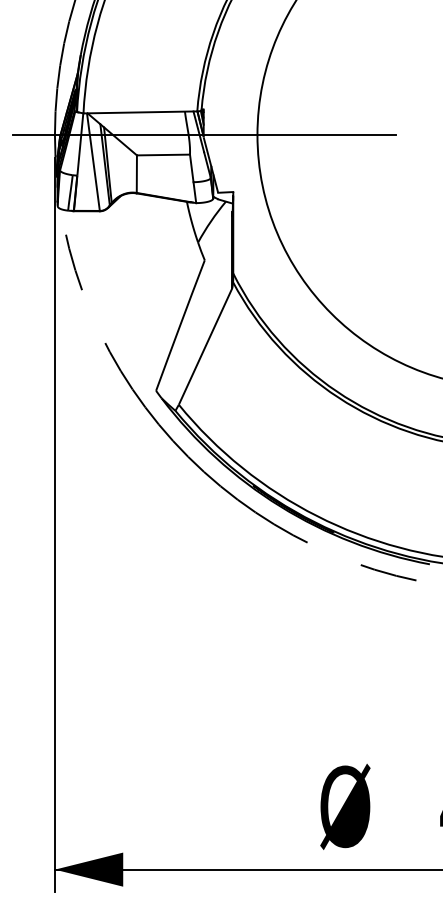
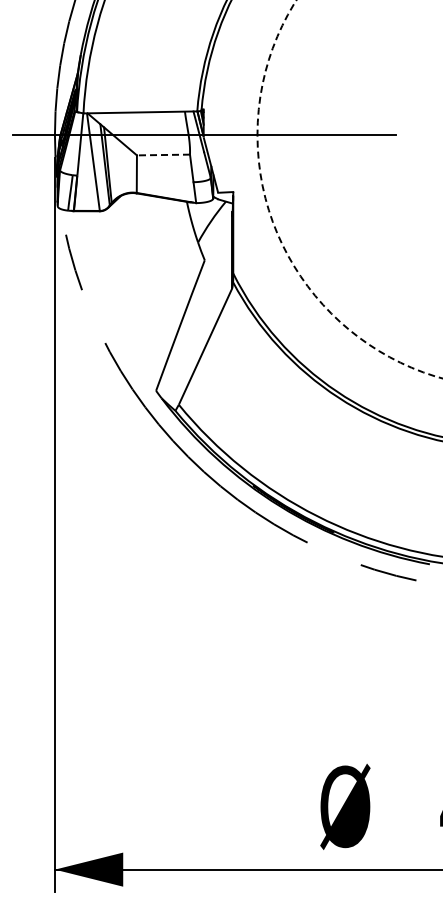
line: solid -> dashed (163, 155)
circle: solid -> dashed (349, 189)
